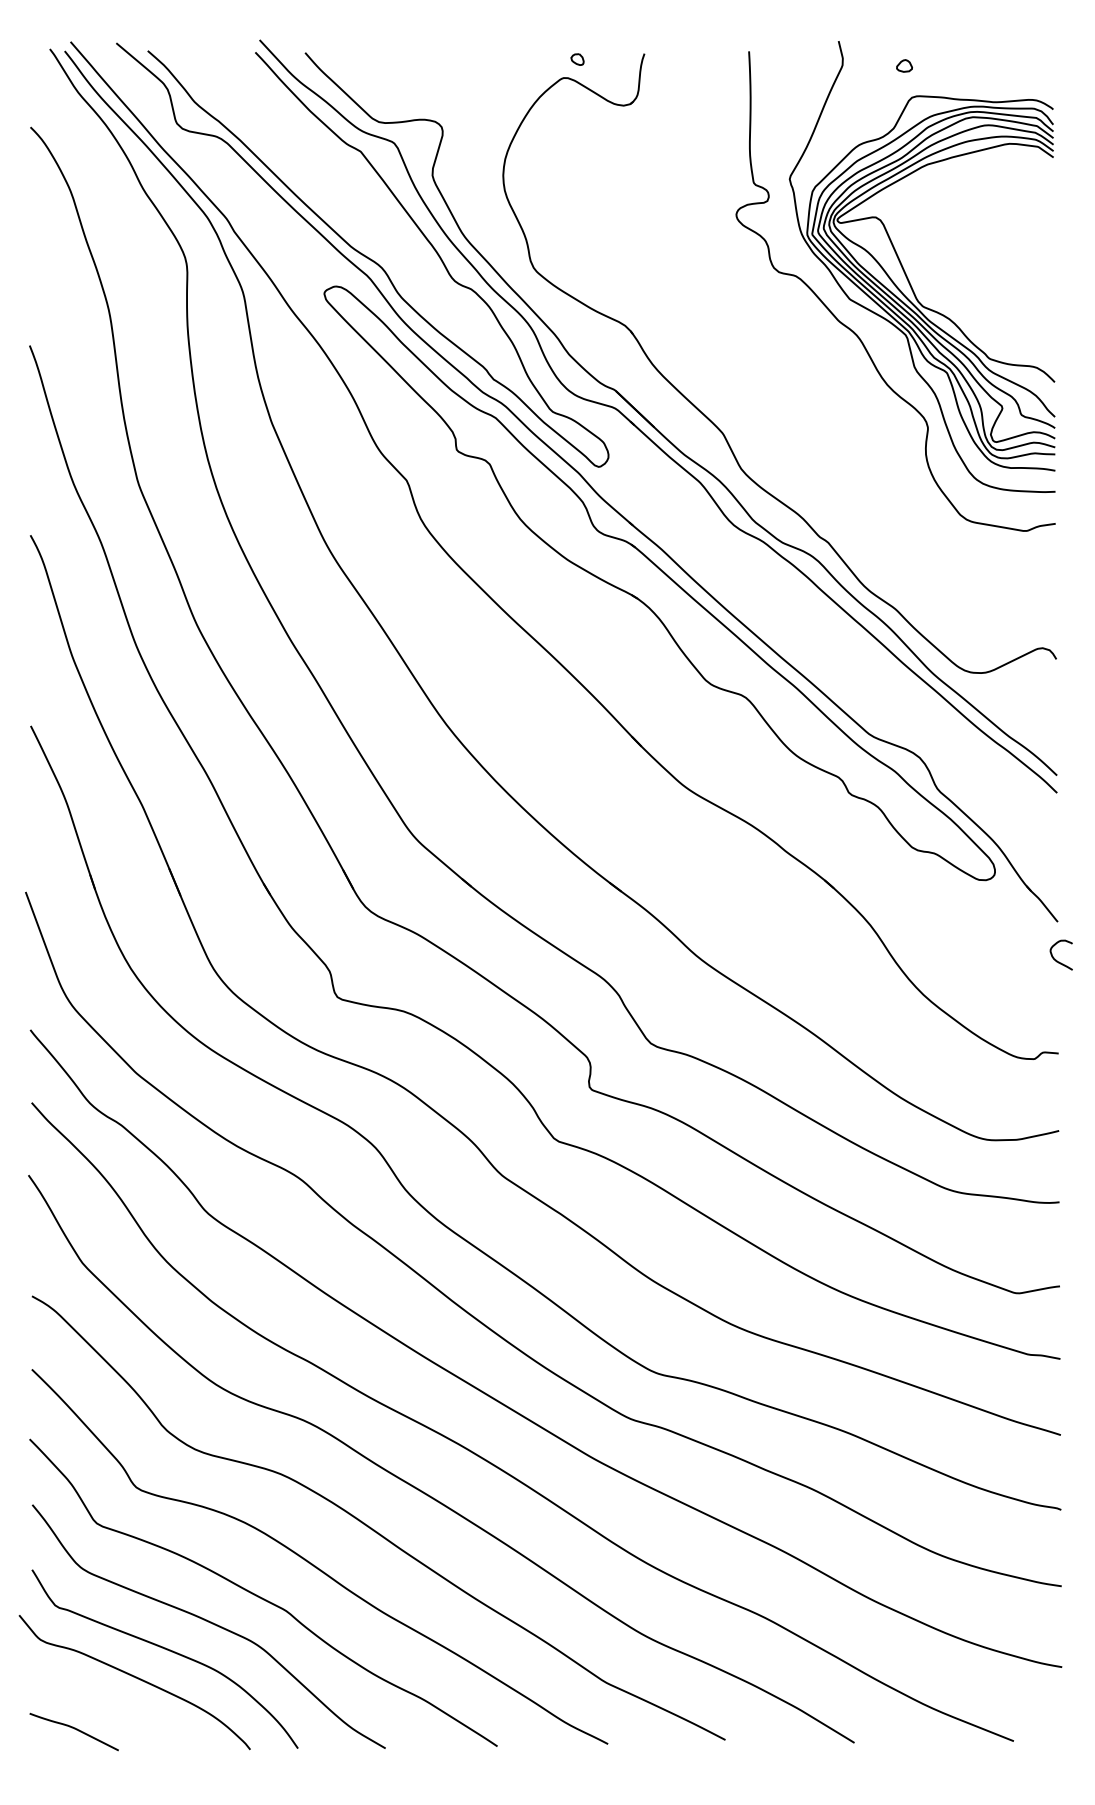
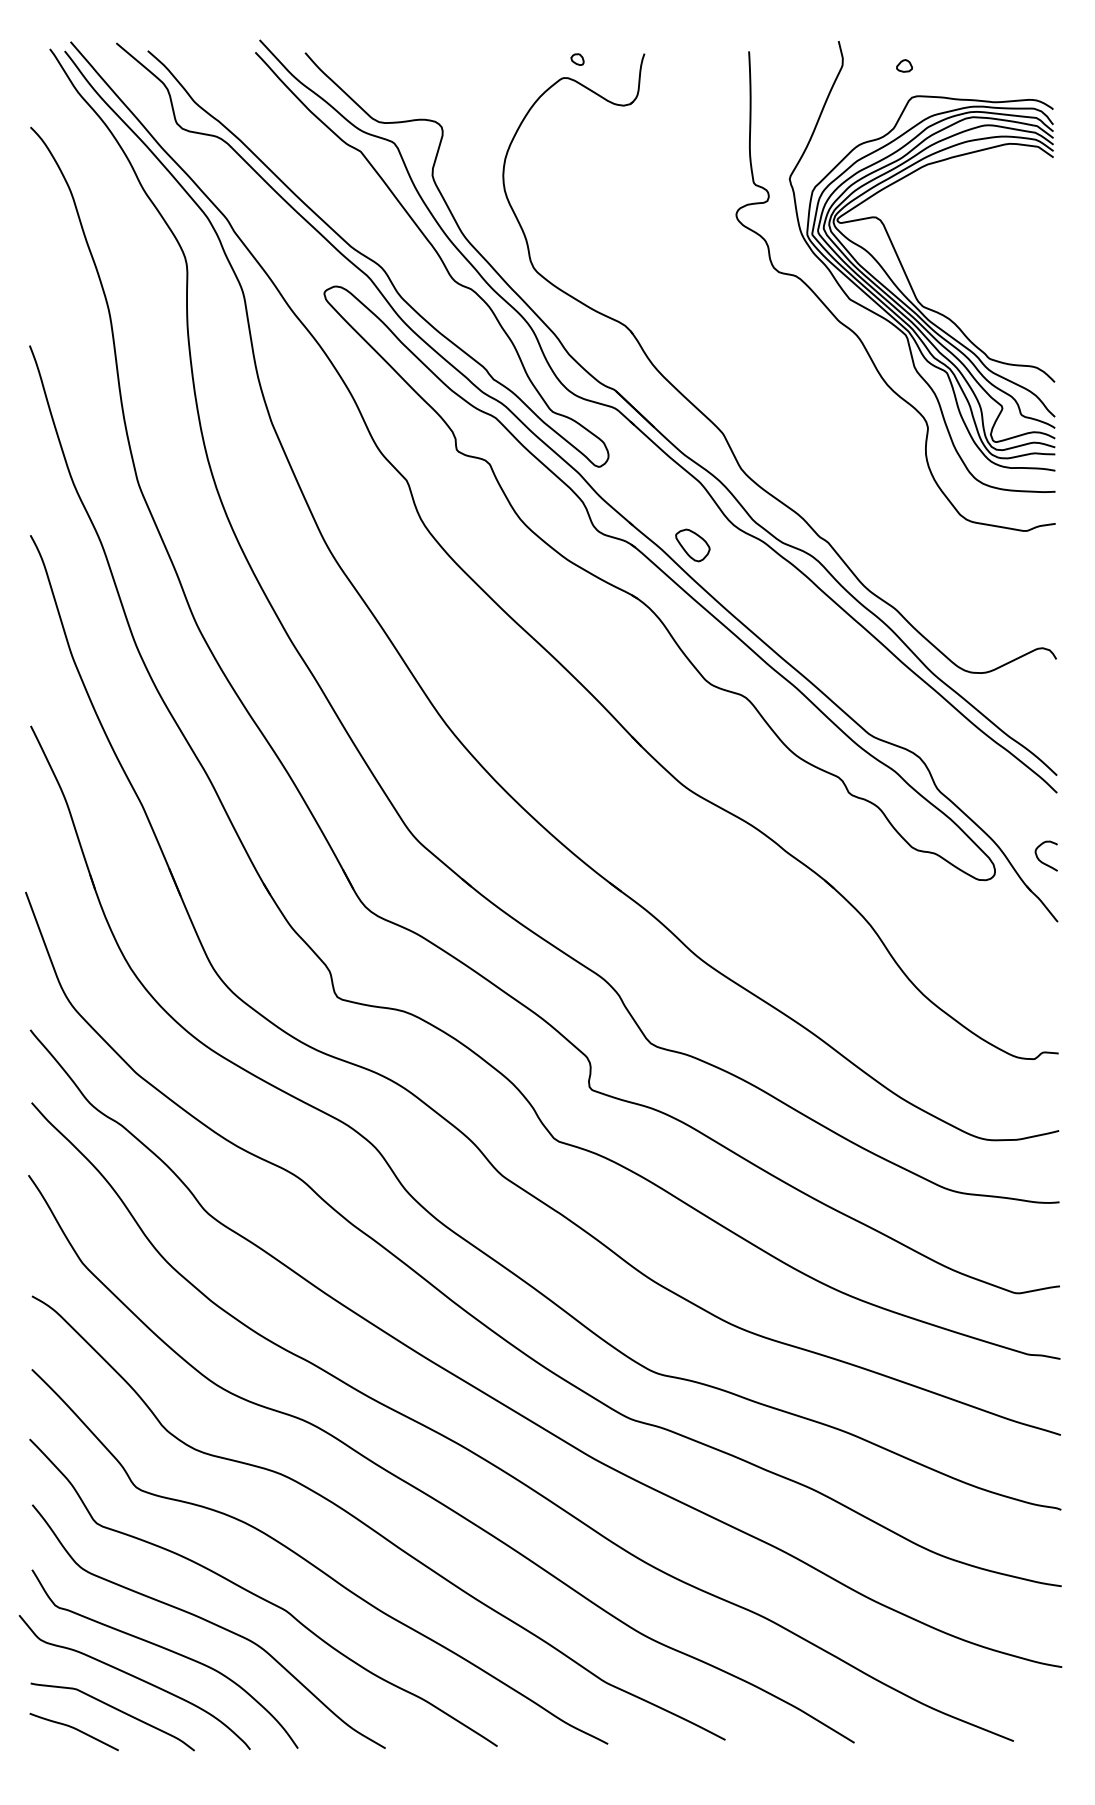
part: none -> present (692, 545)
curve position: (1056, 959) -> (1041, 860) (1041, 860)
curve: none -> present (114, 1709)
